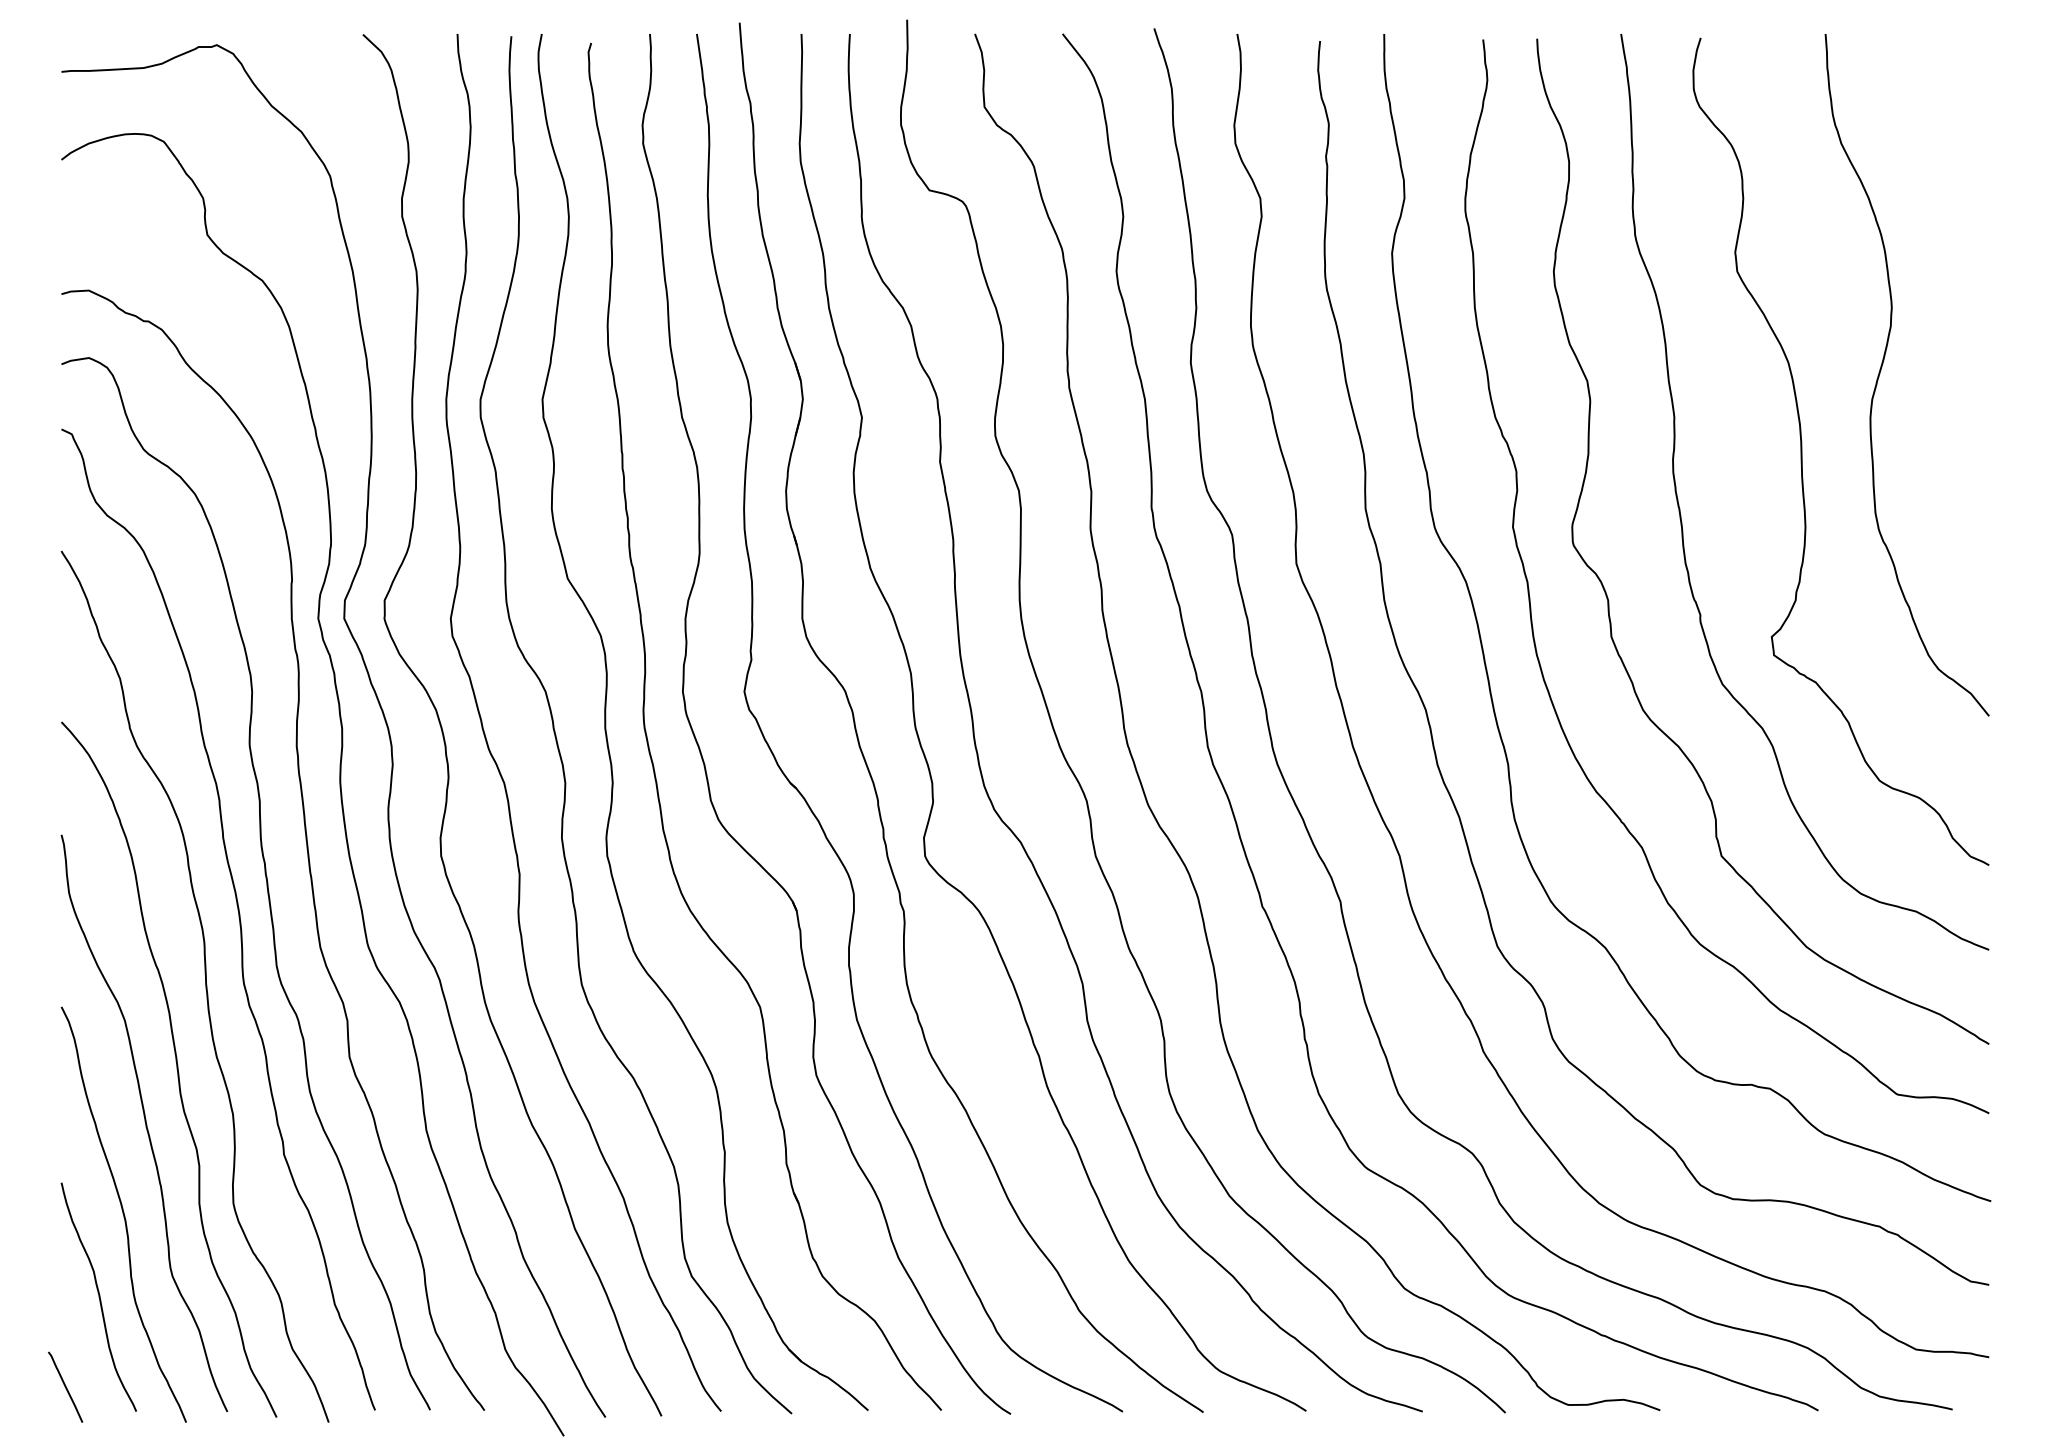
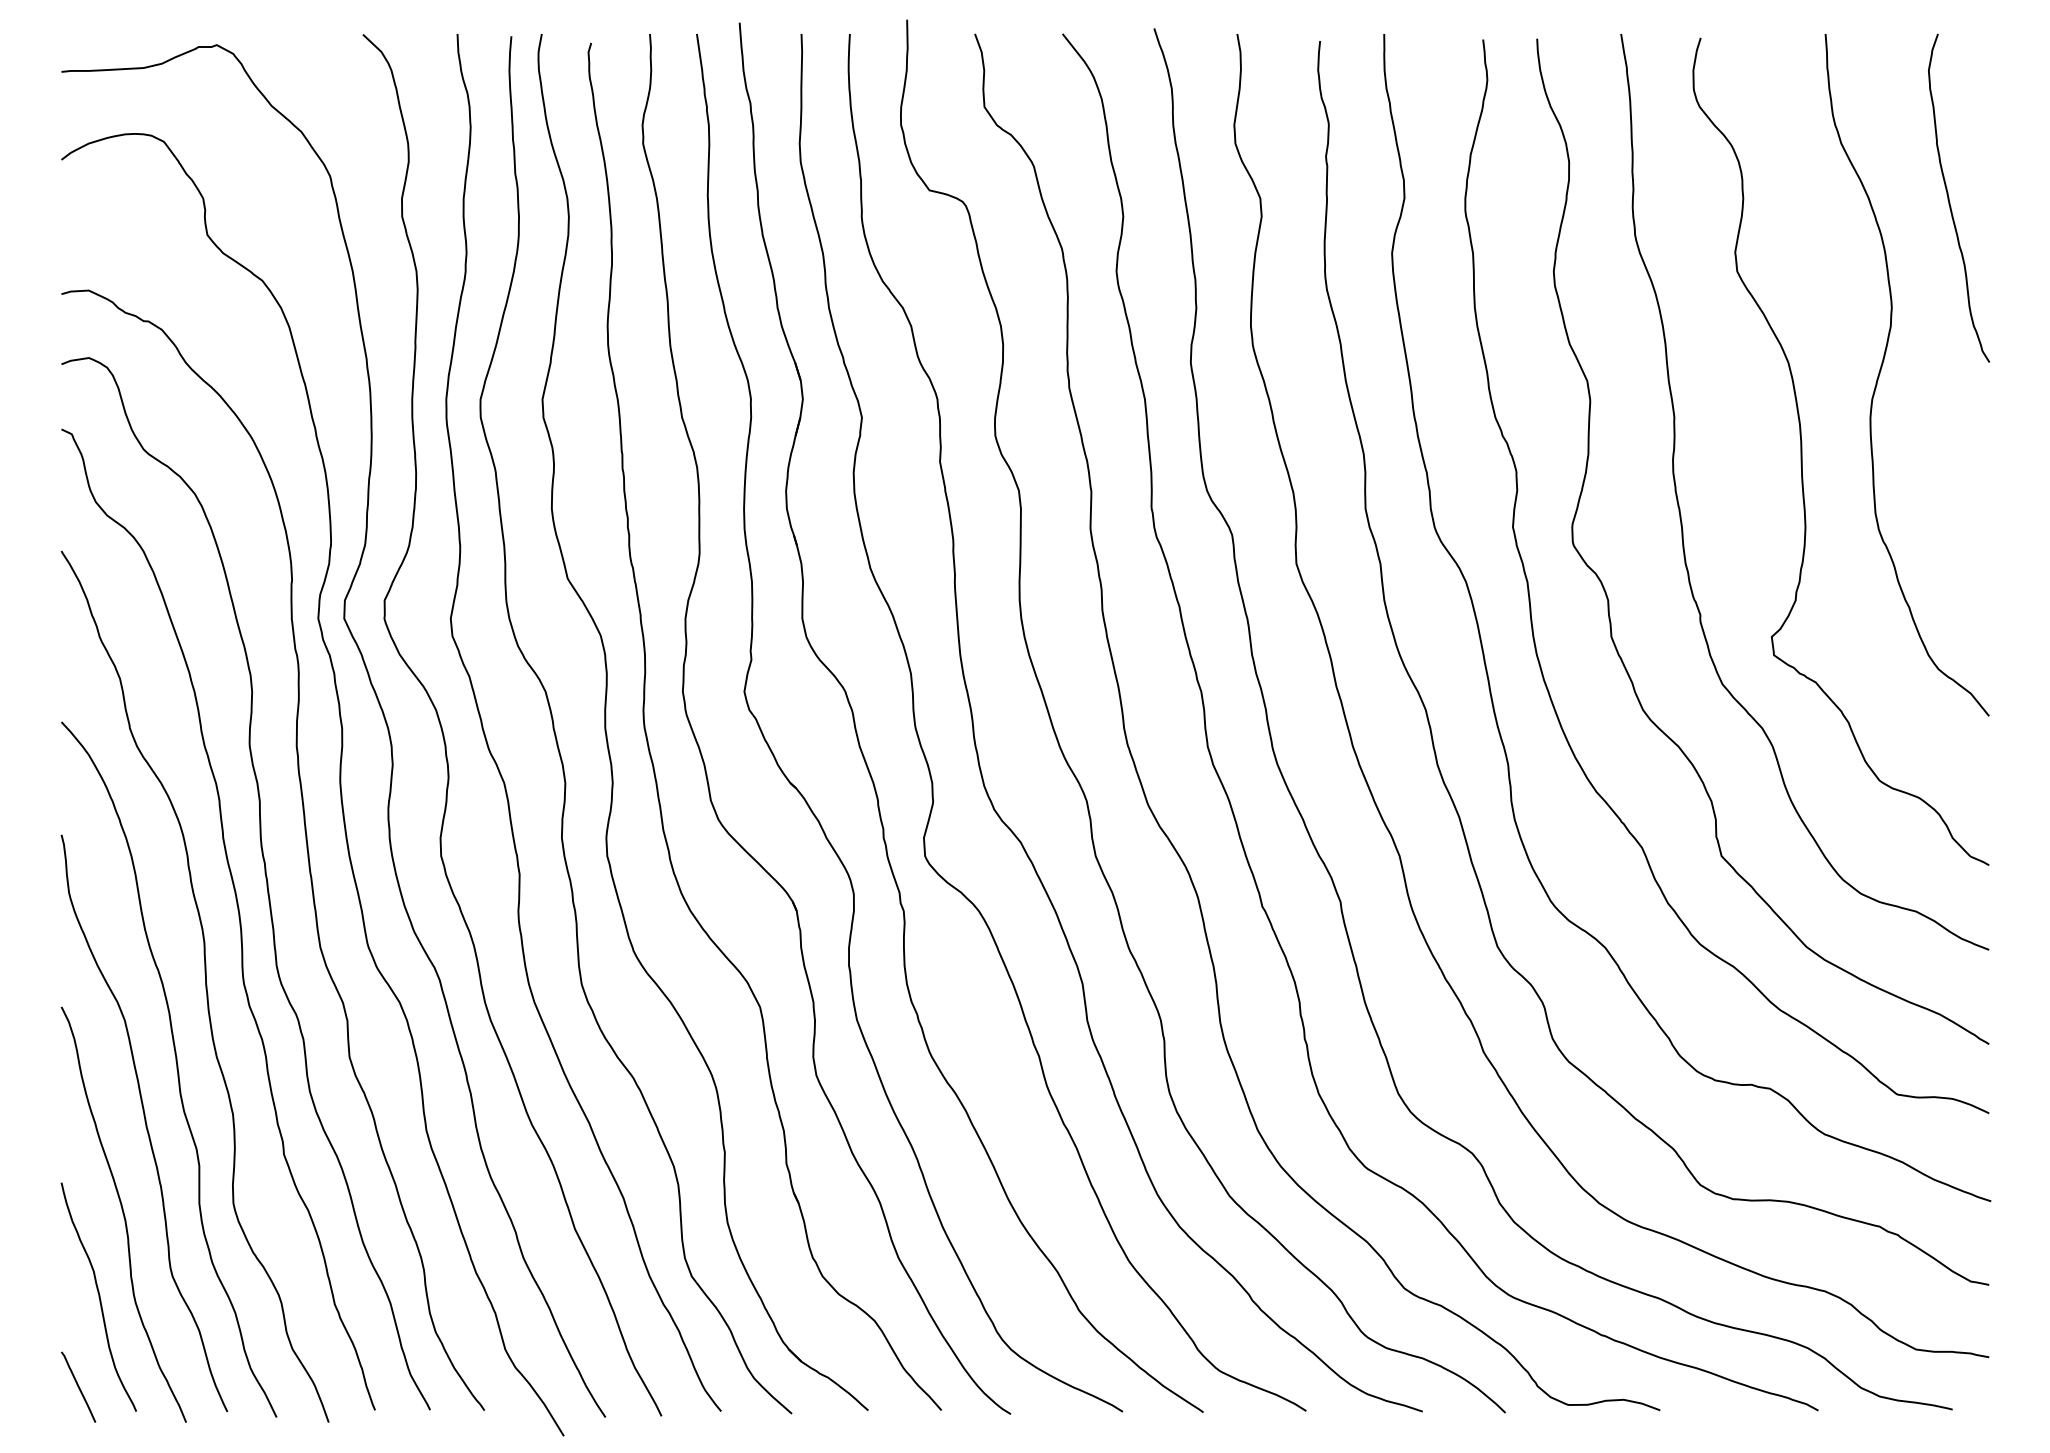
curve: none -> present (1949, 197)
line position: (65, 1386) -> (78, 1386) (78, 1386)
